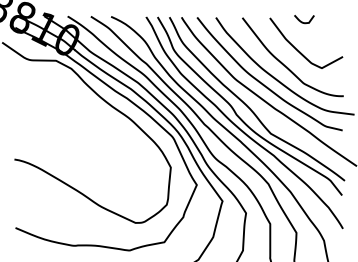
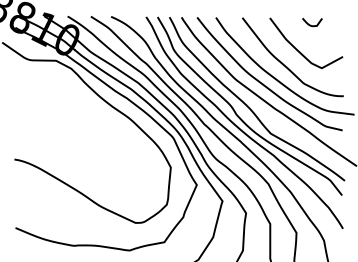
curve position: (302, 21) -> (310, 24) (310, 24)
